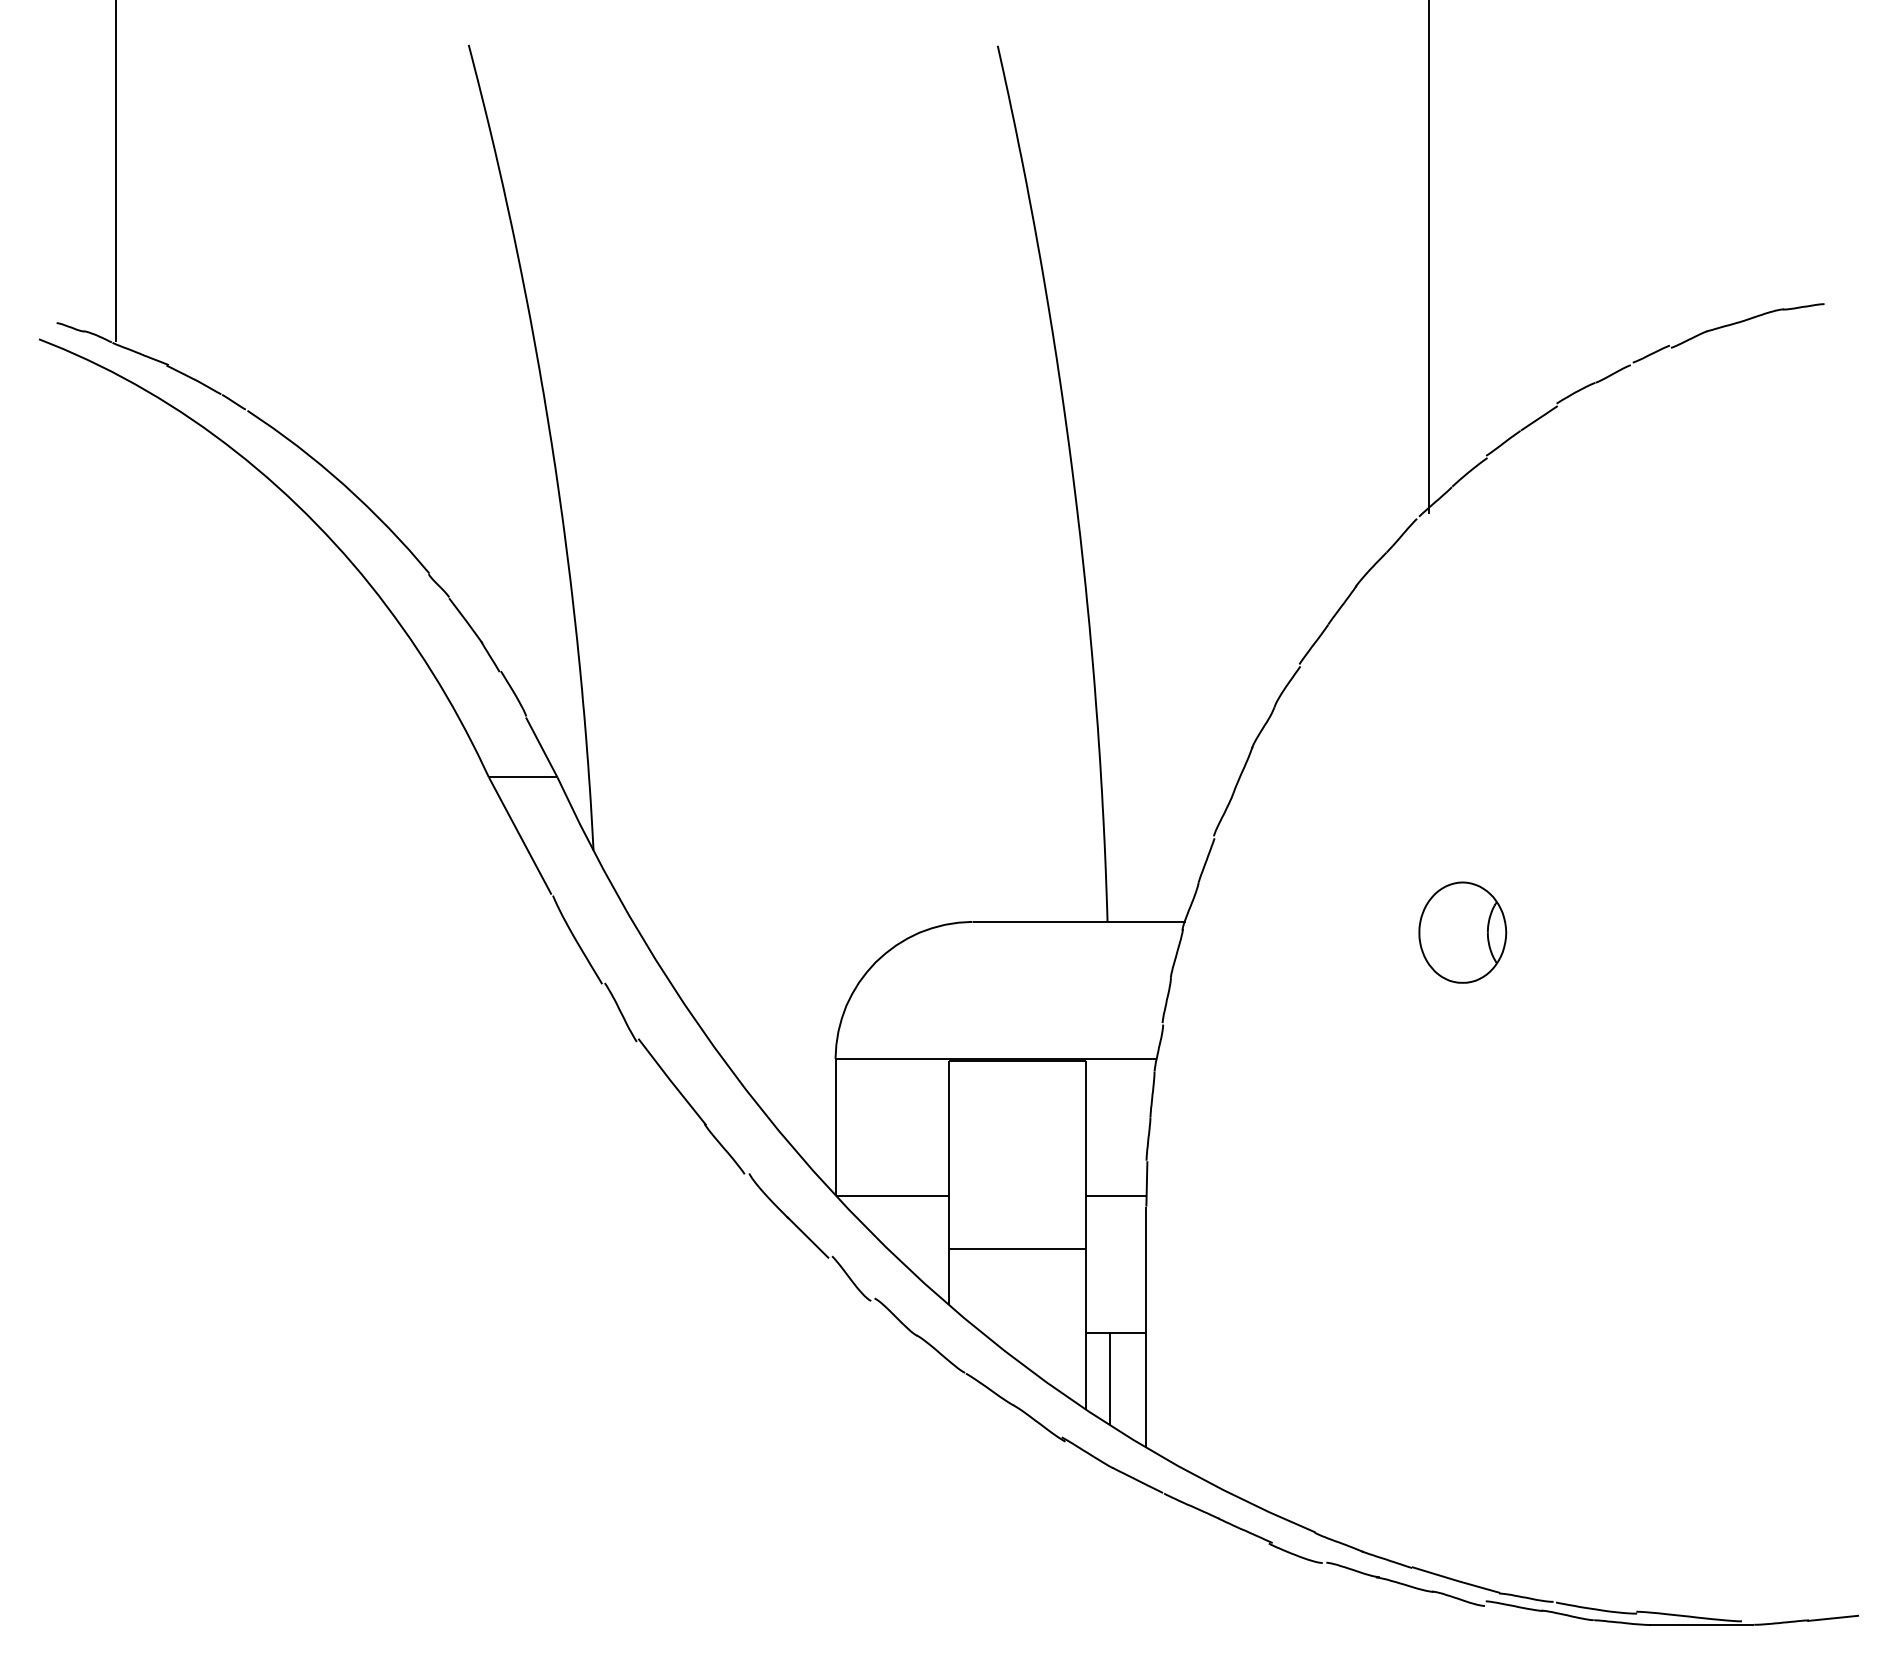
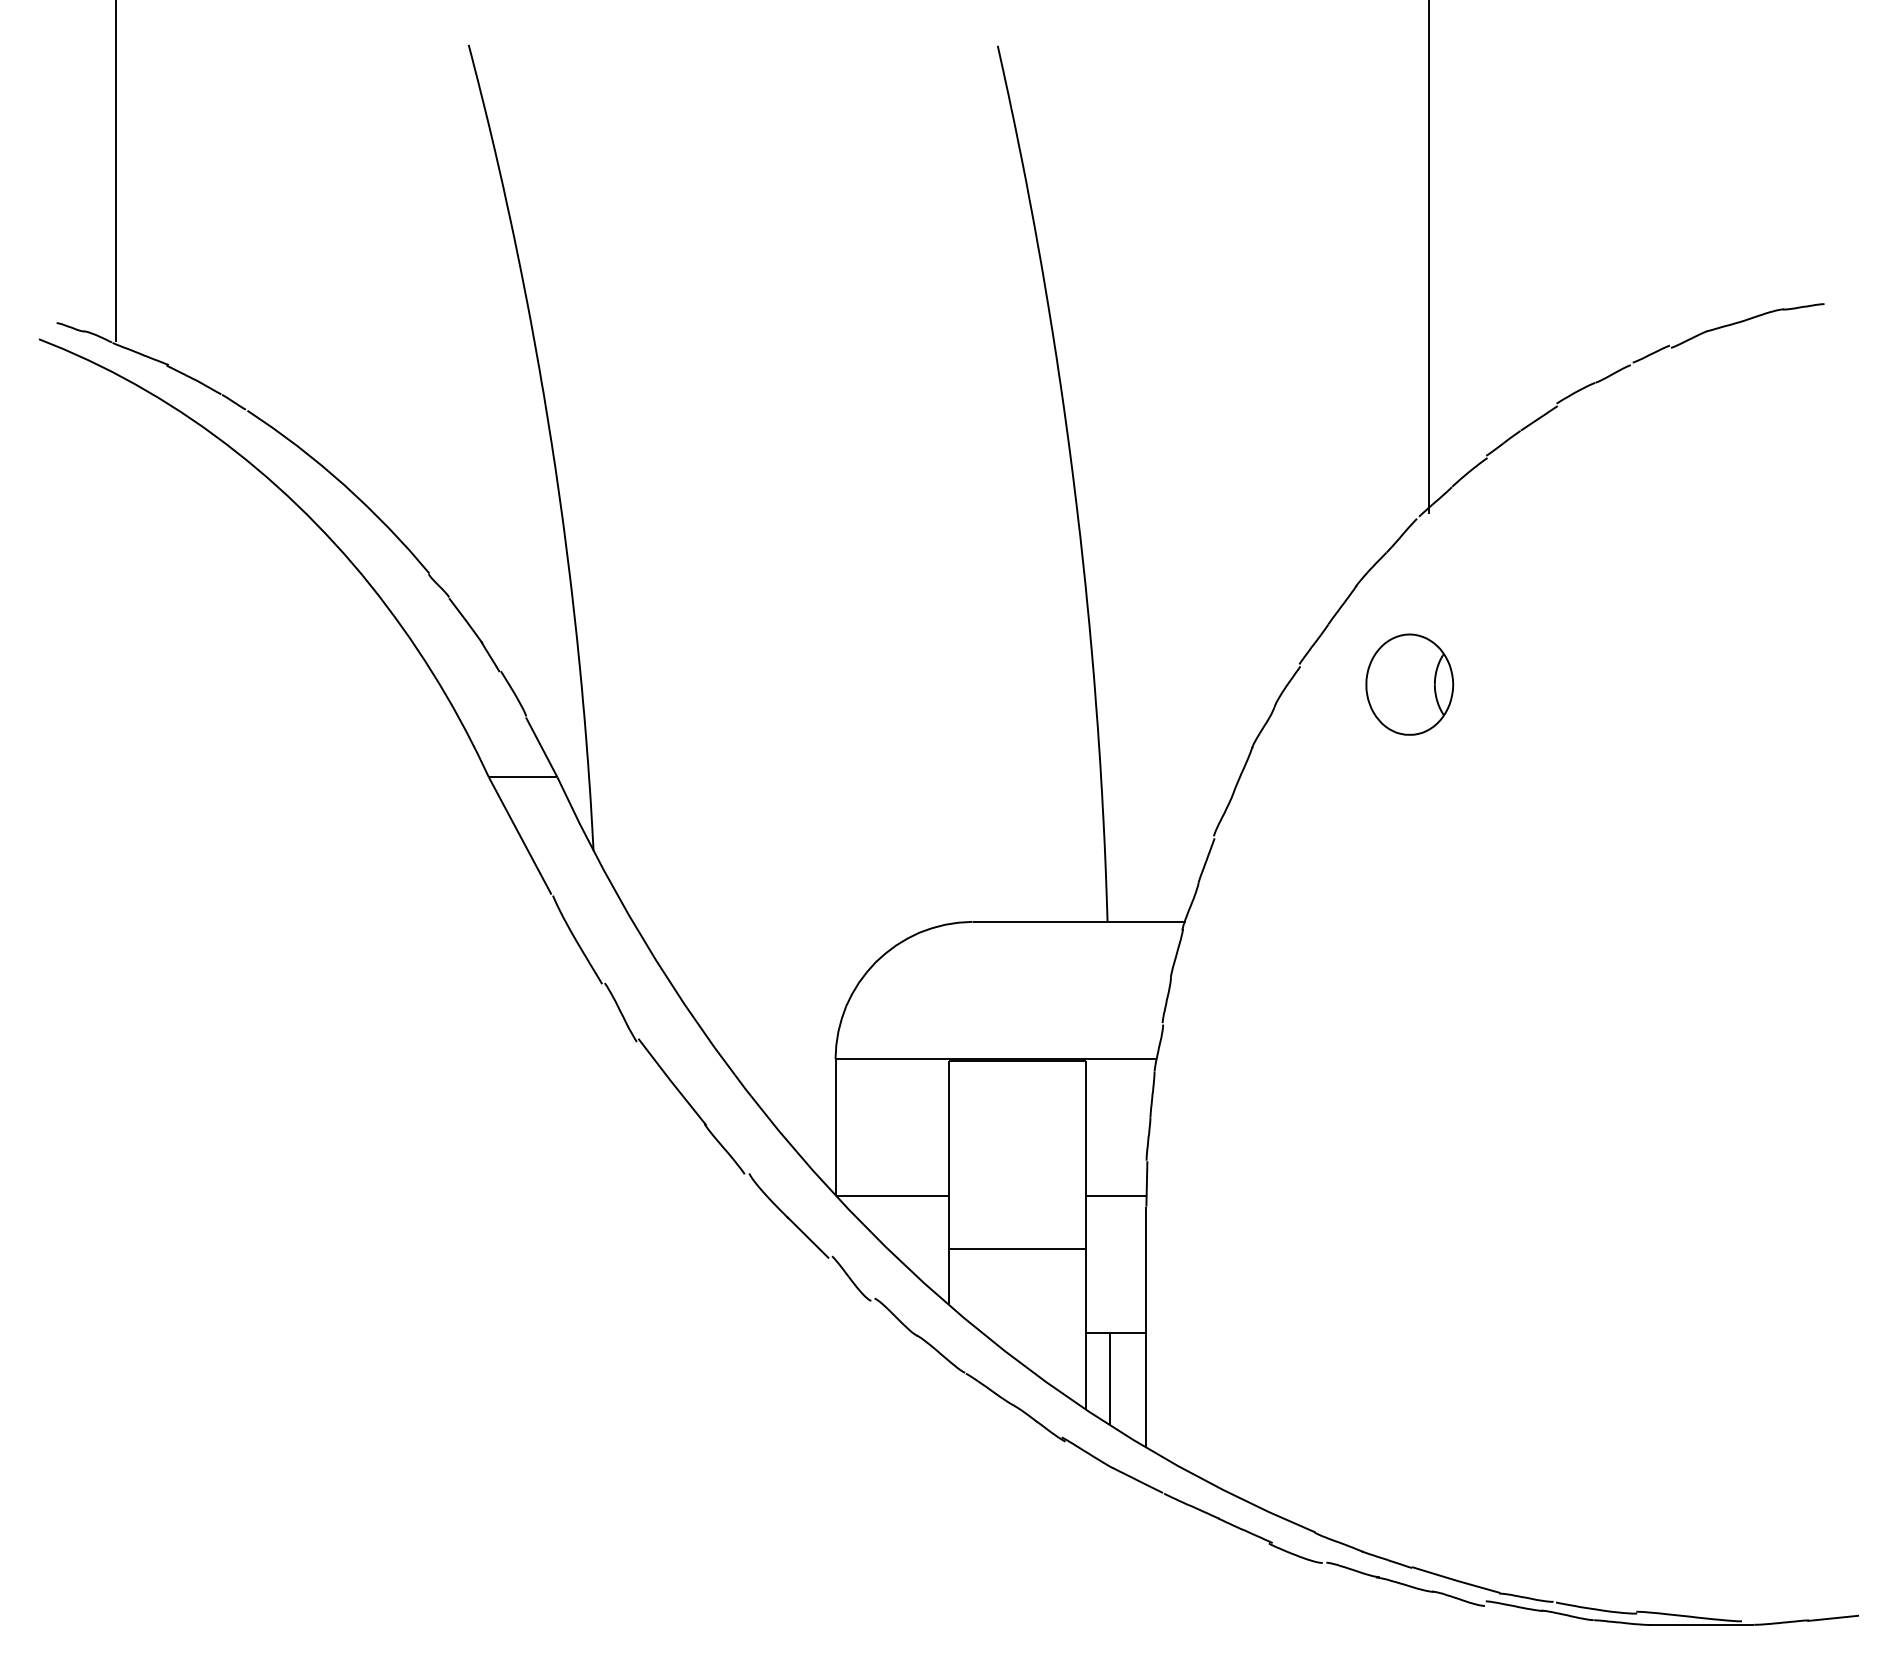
part position: (1462, 932) -> (1409, 684) (1409, 684)
